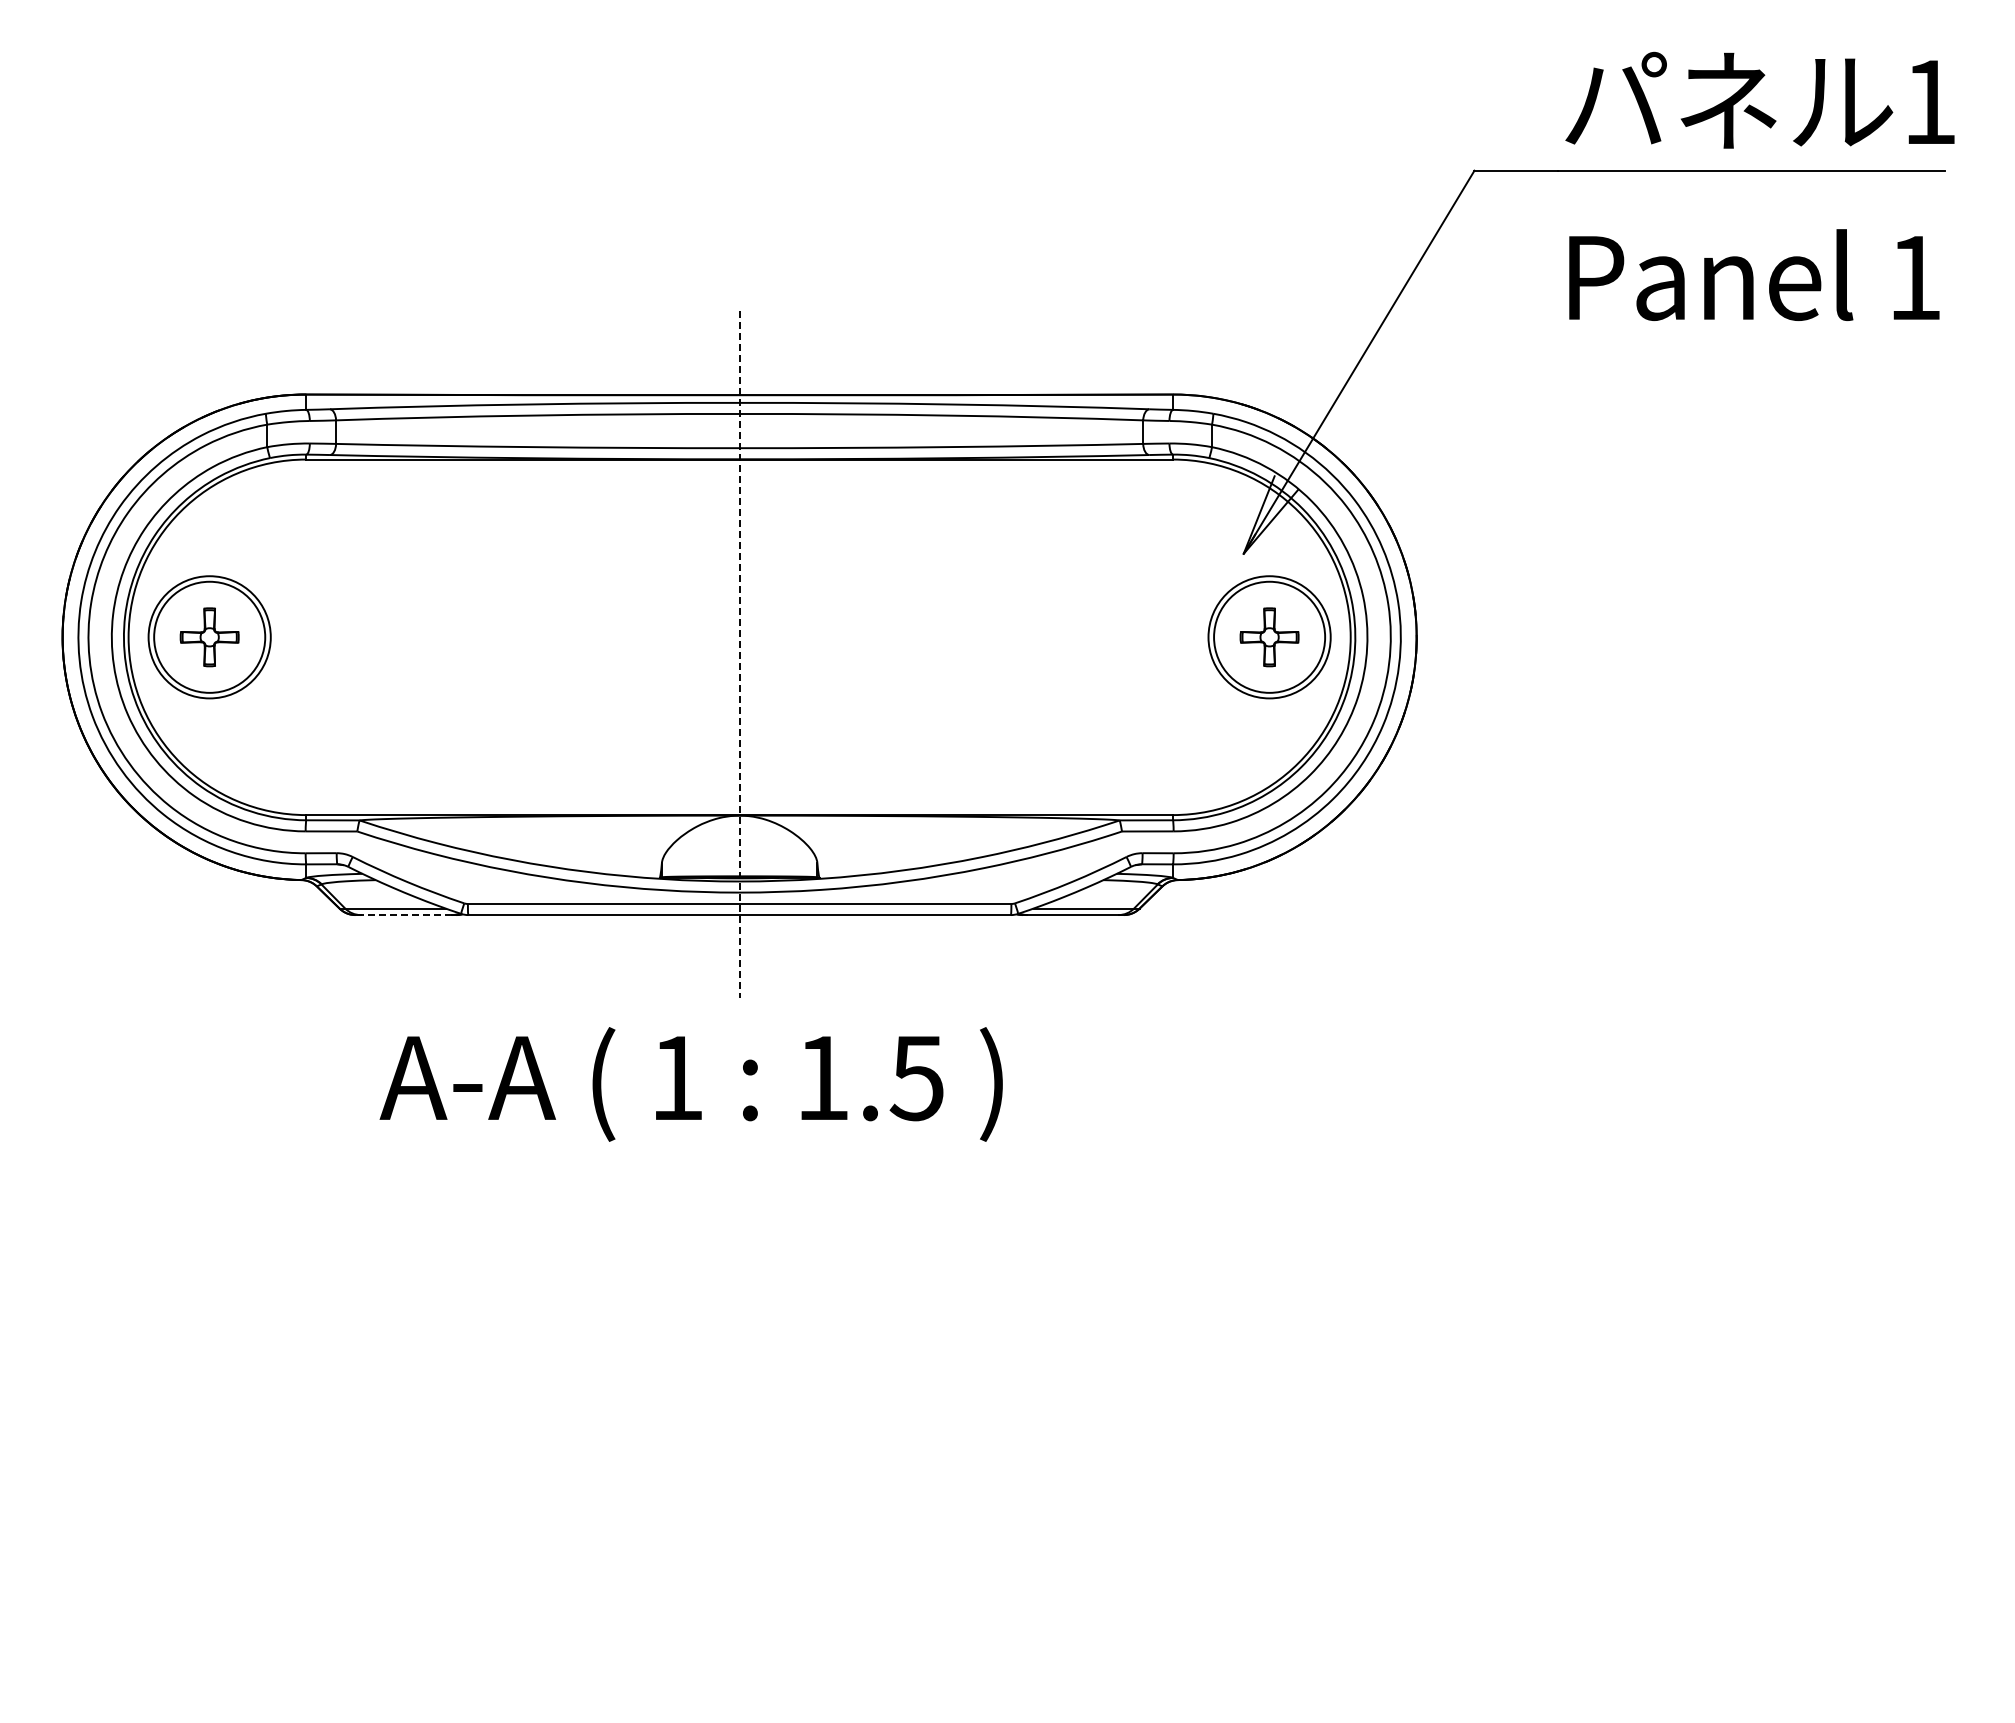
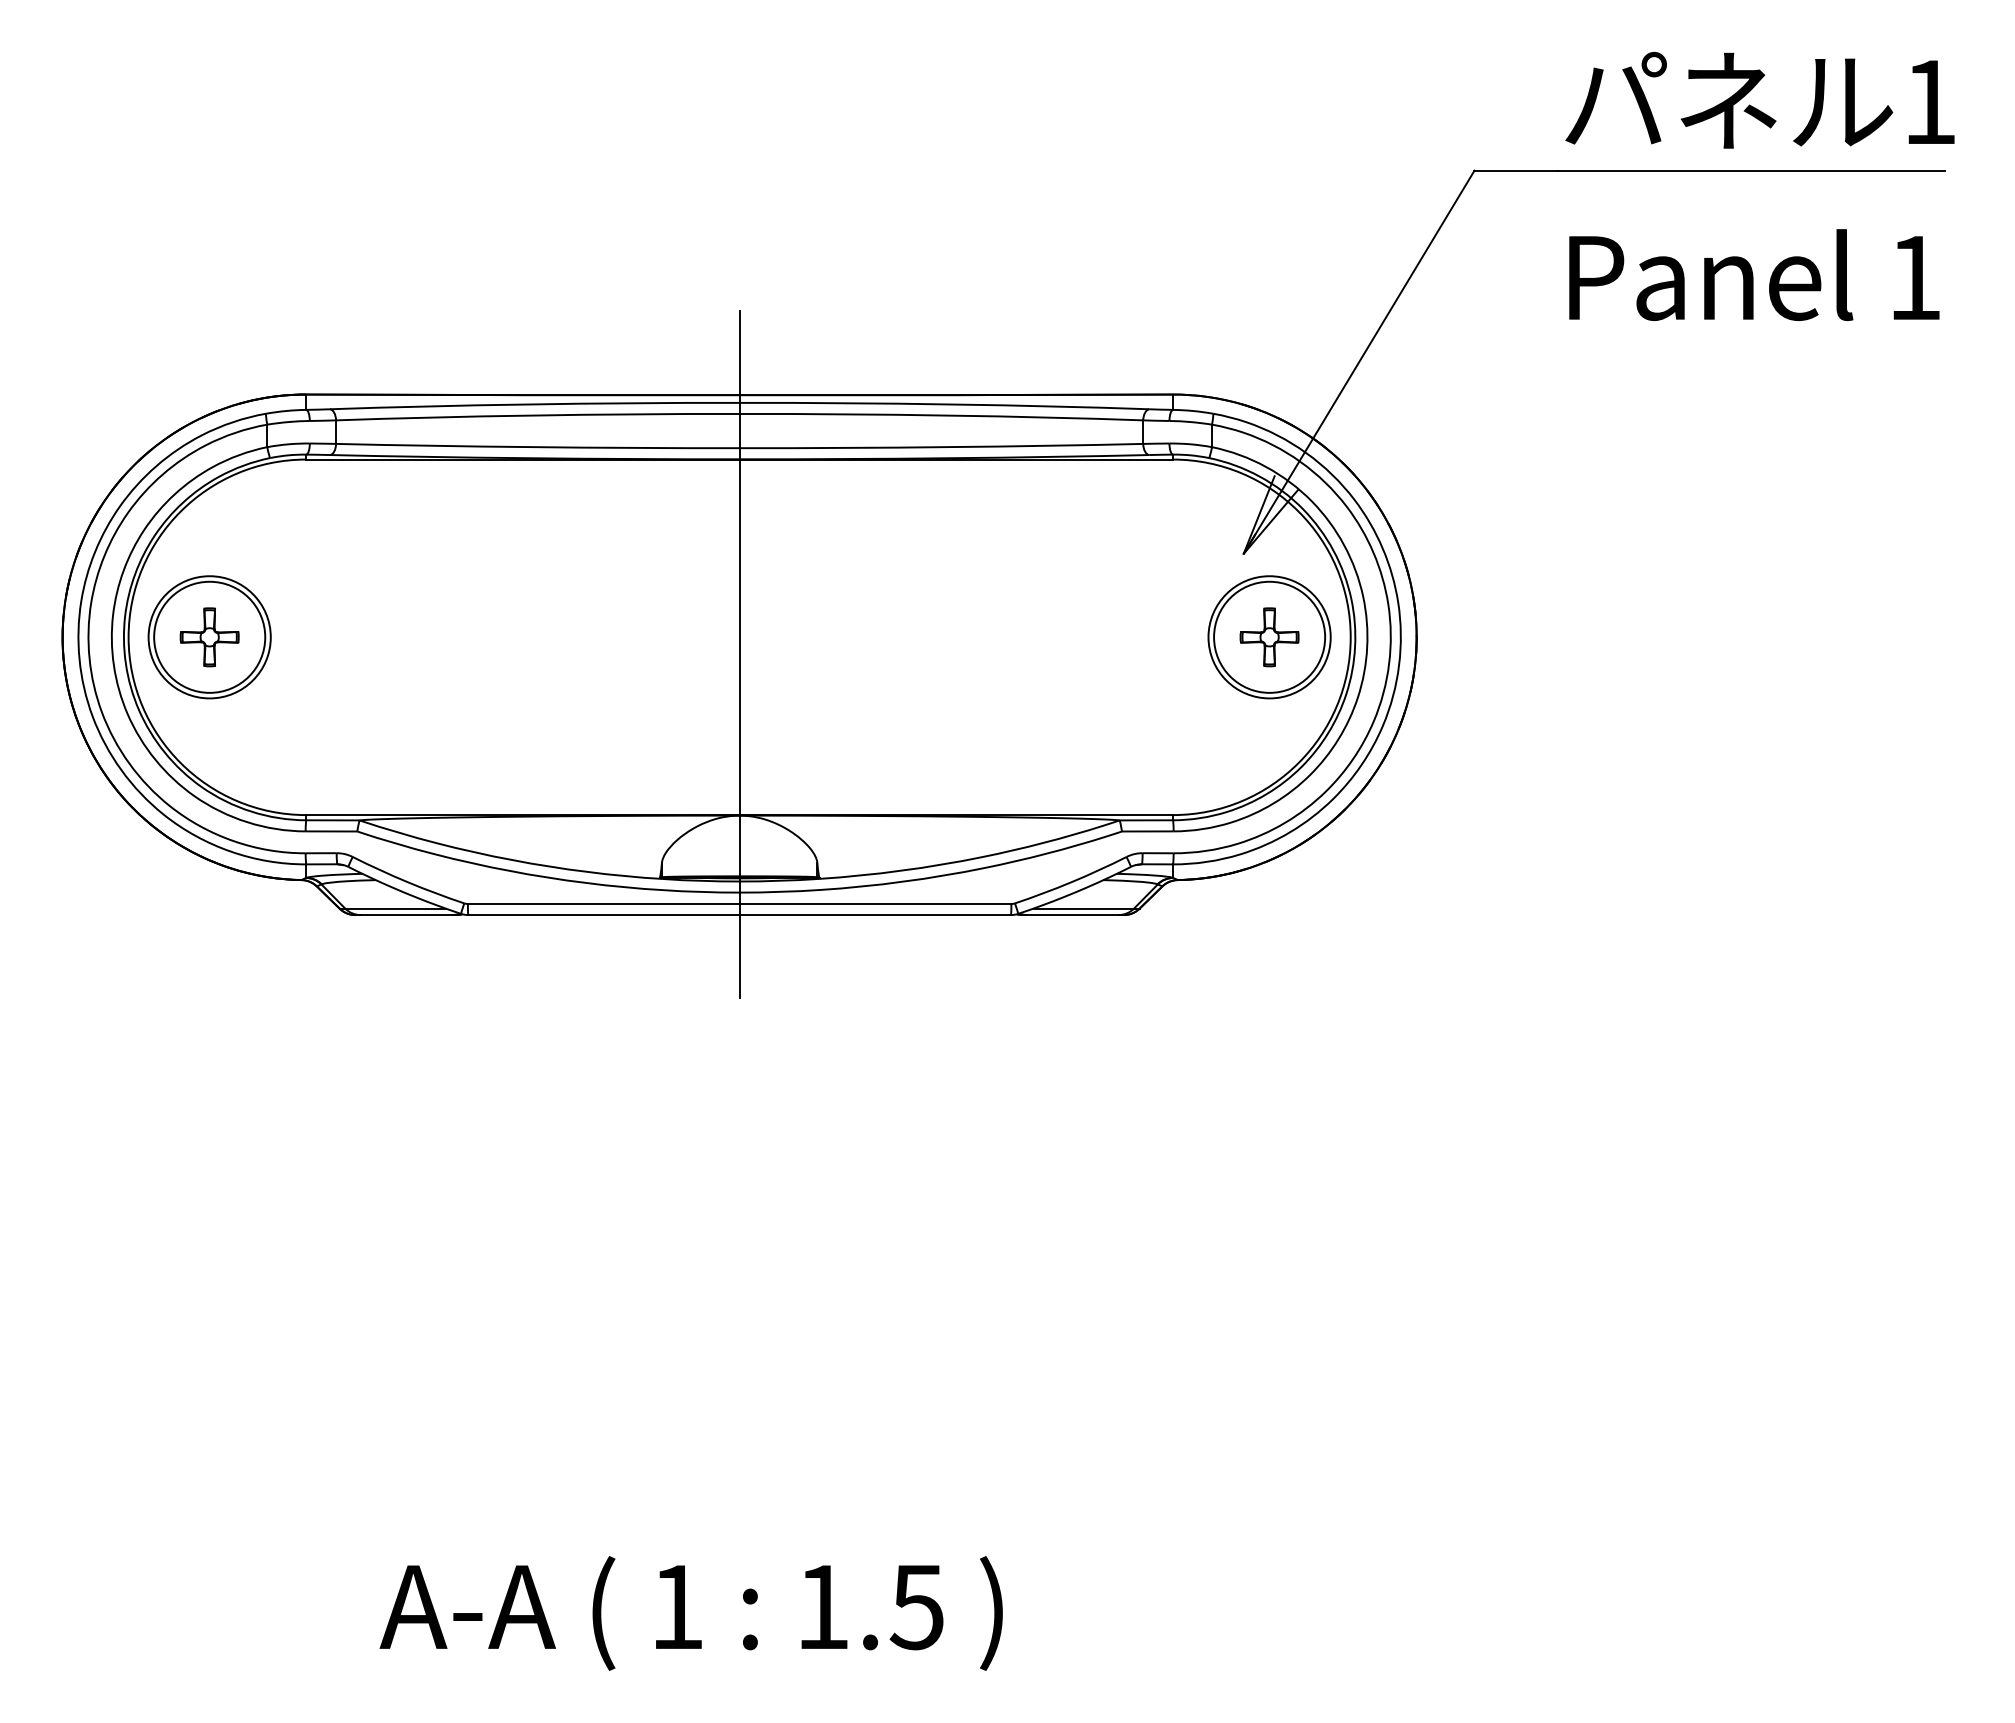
line: dashed -> solid (739, 654)
line: dashed -> solid (406, 915)
text position: (690, 1084) -> (690, 1613) (690, 1613)
